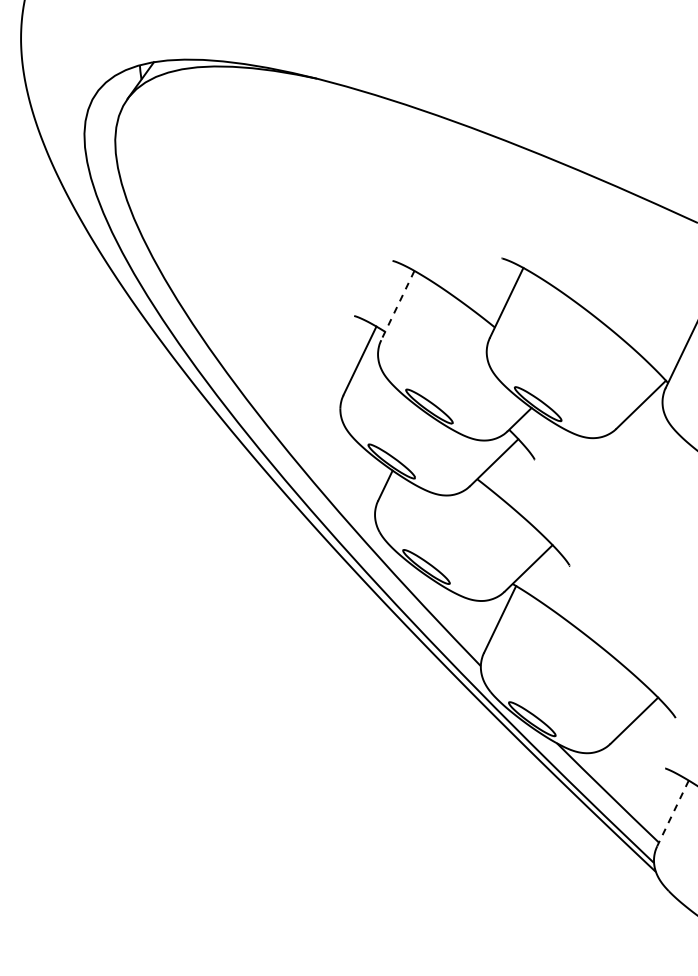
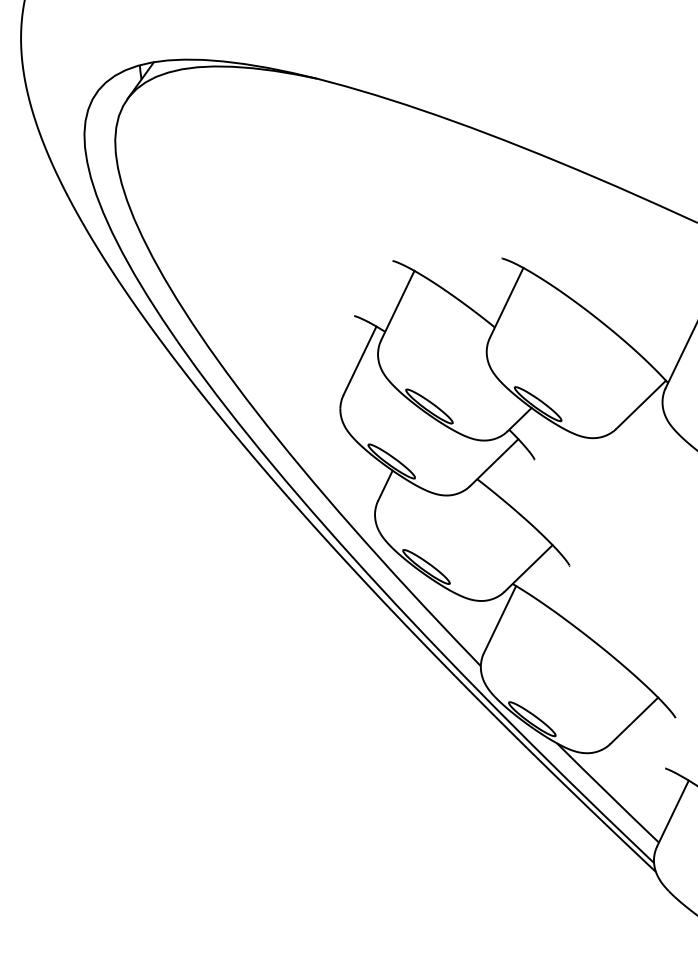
line: dashed -> solid (397, 305)
line: dashed -> solid (672, 813)
